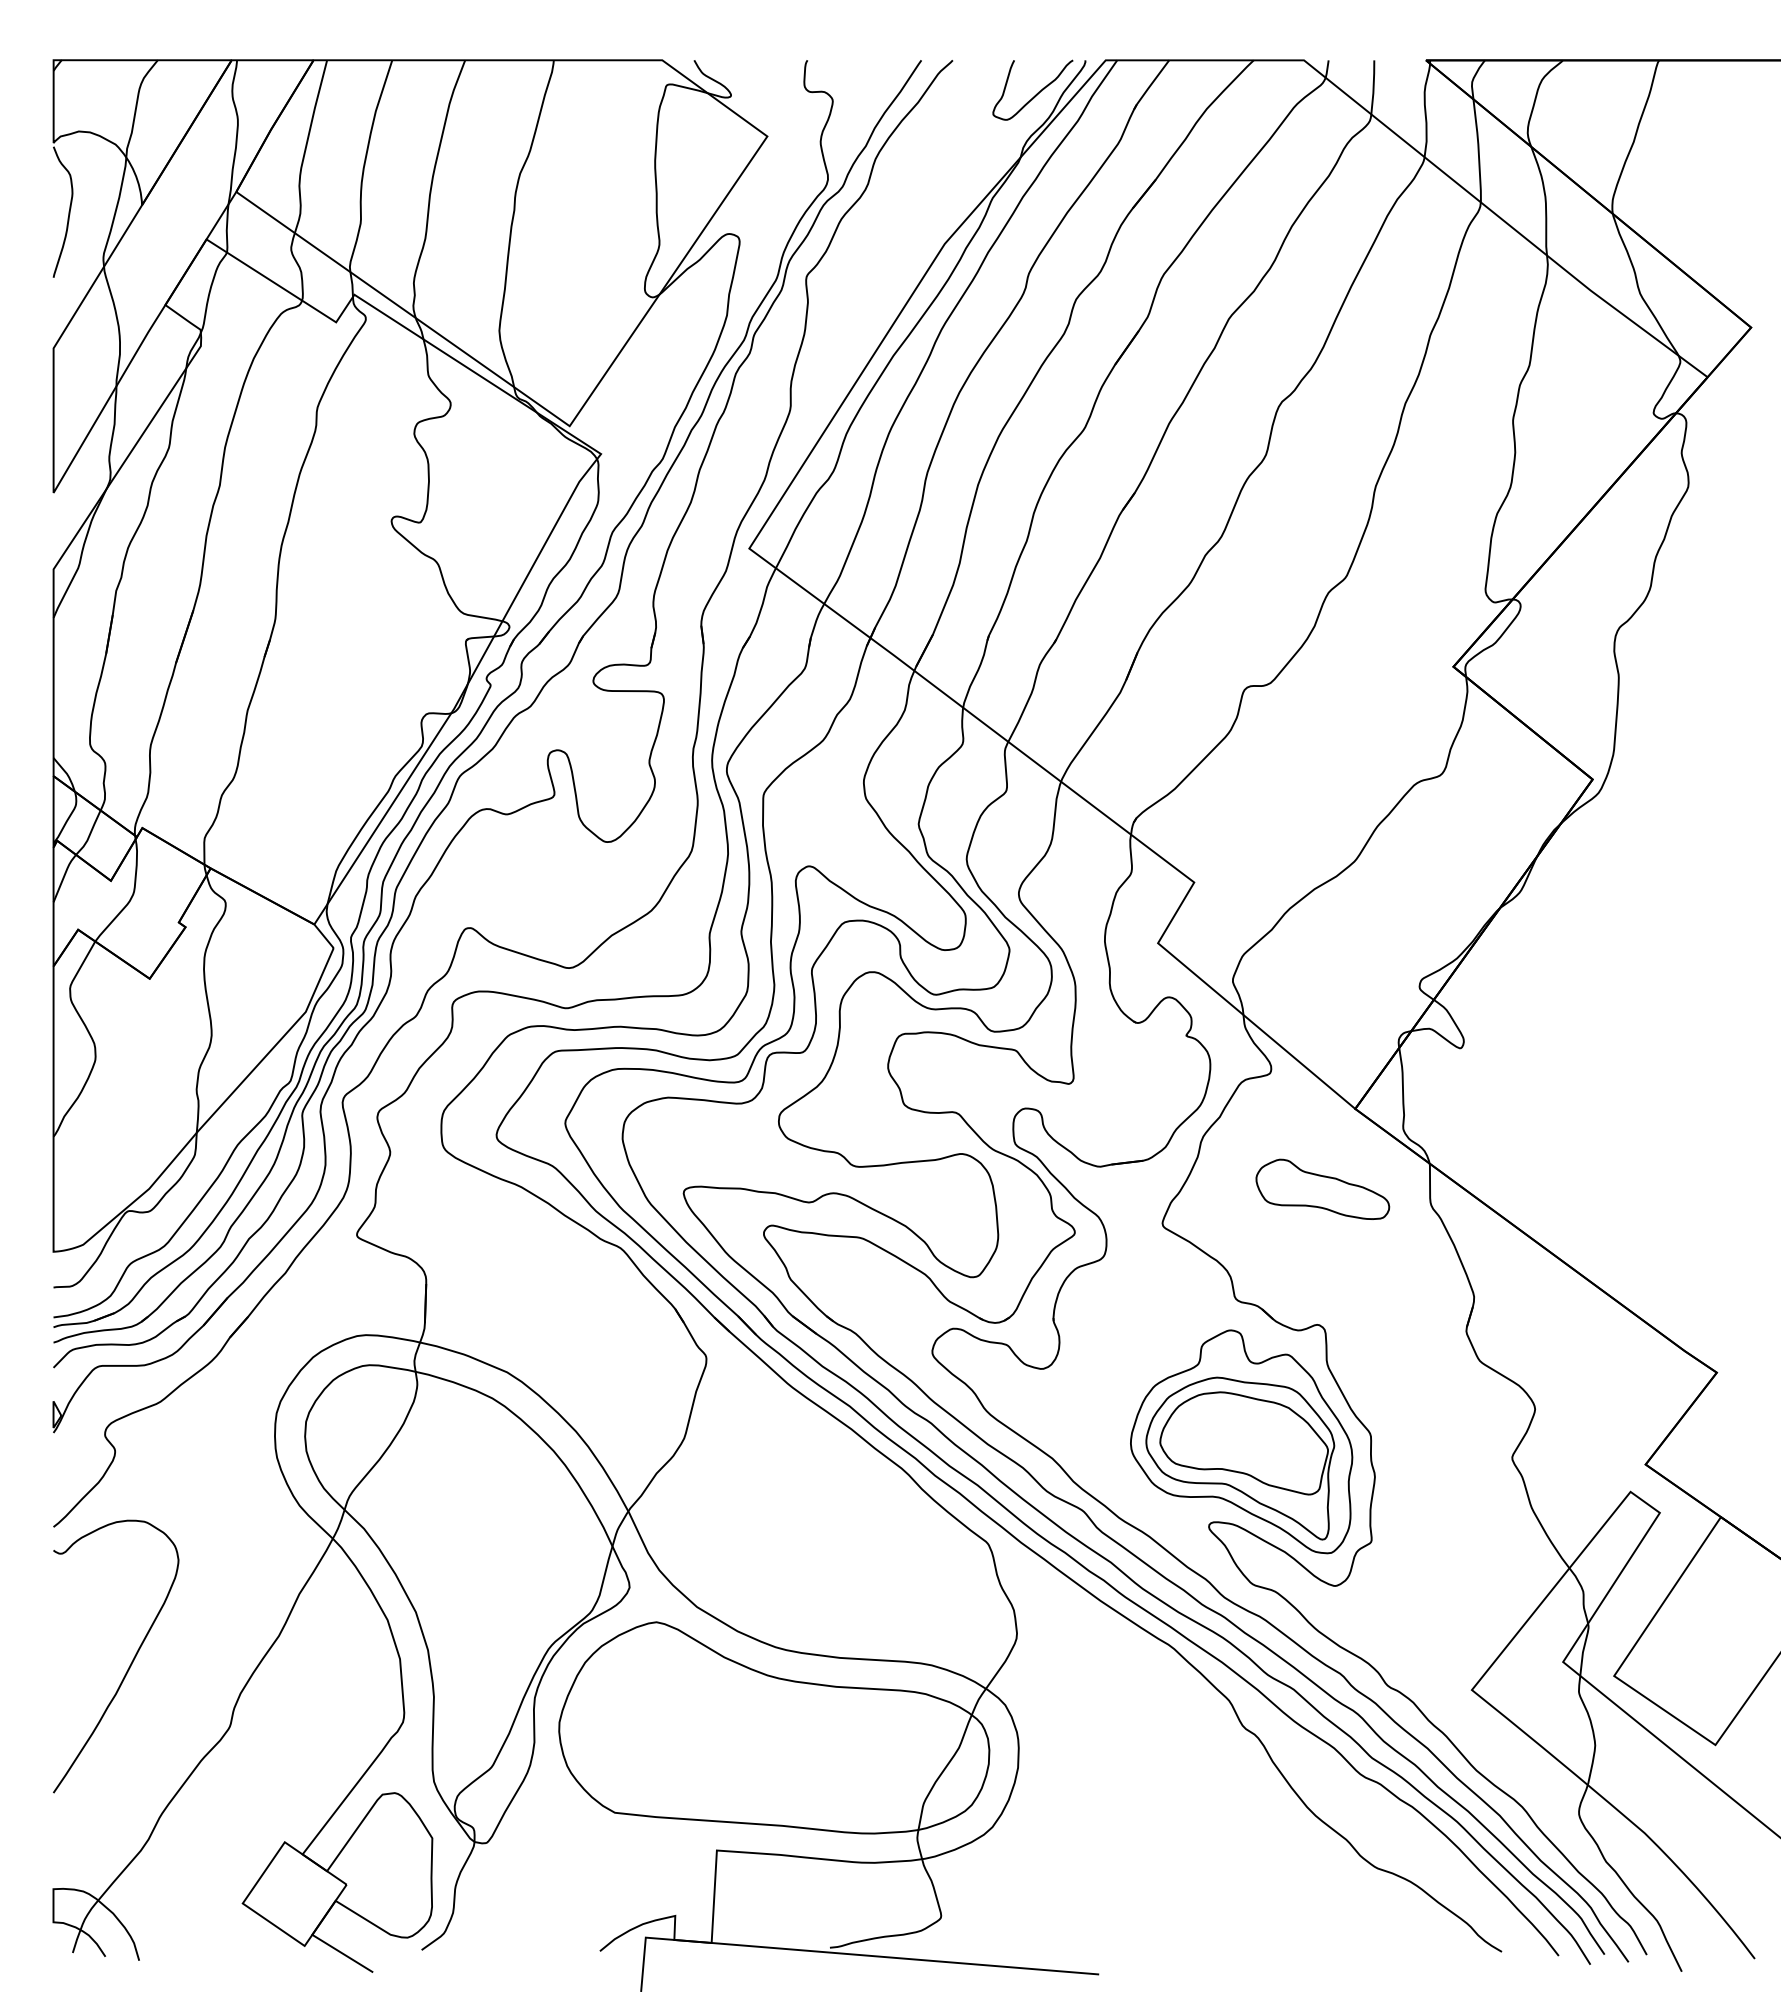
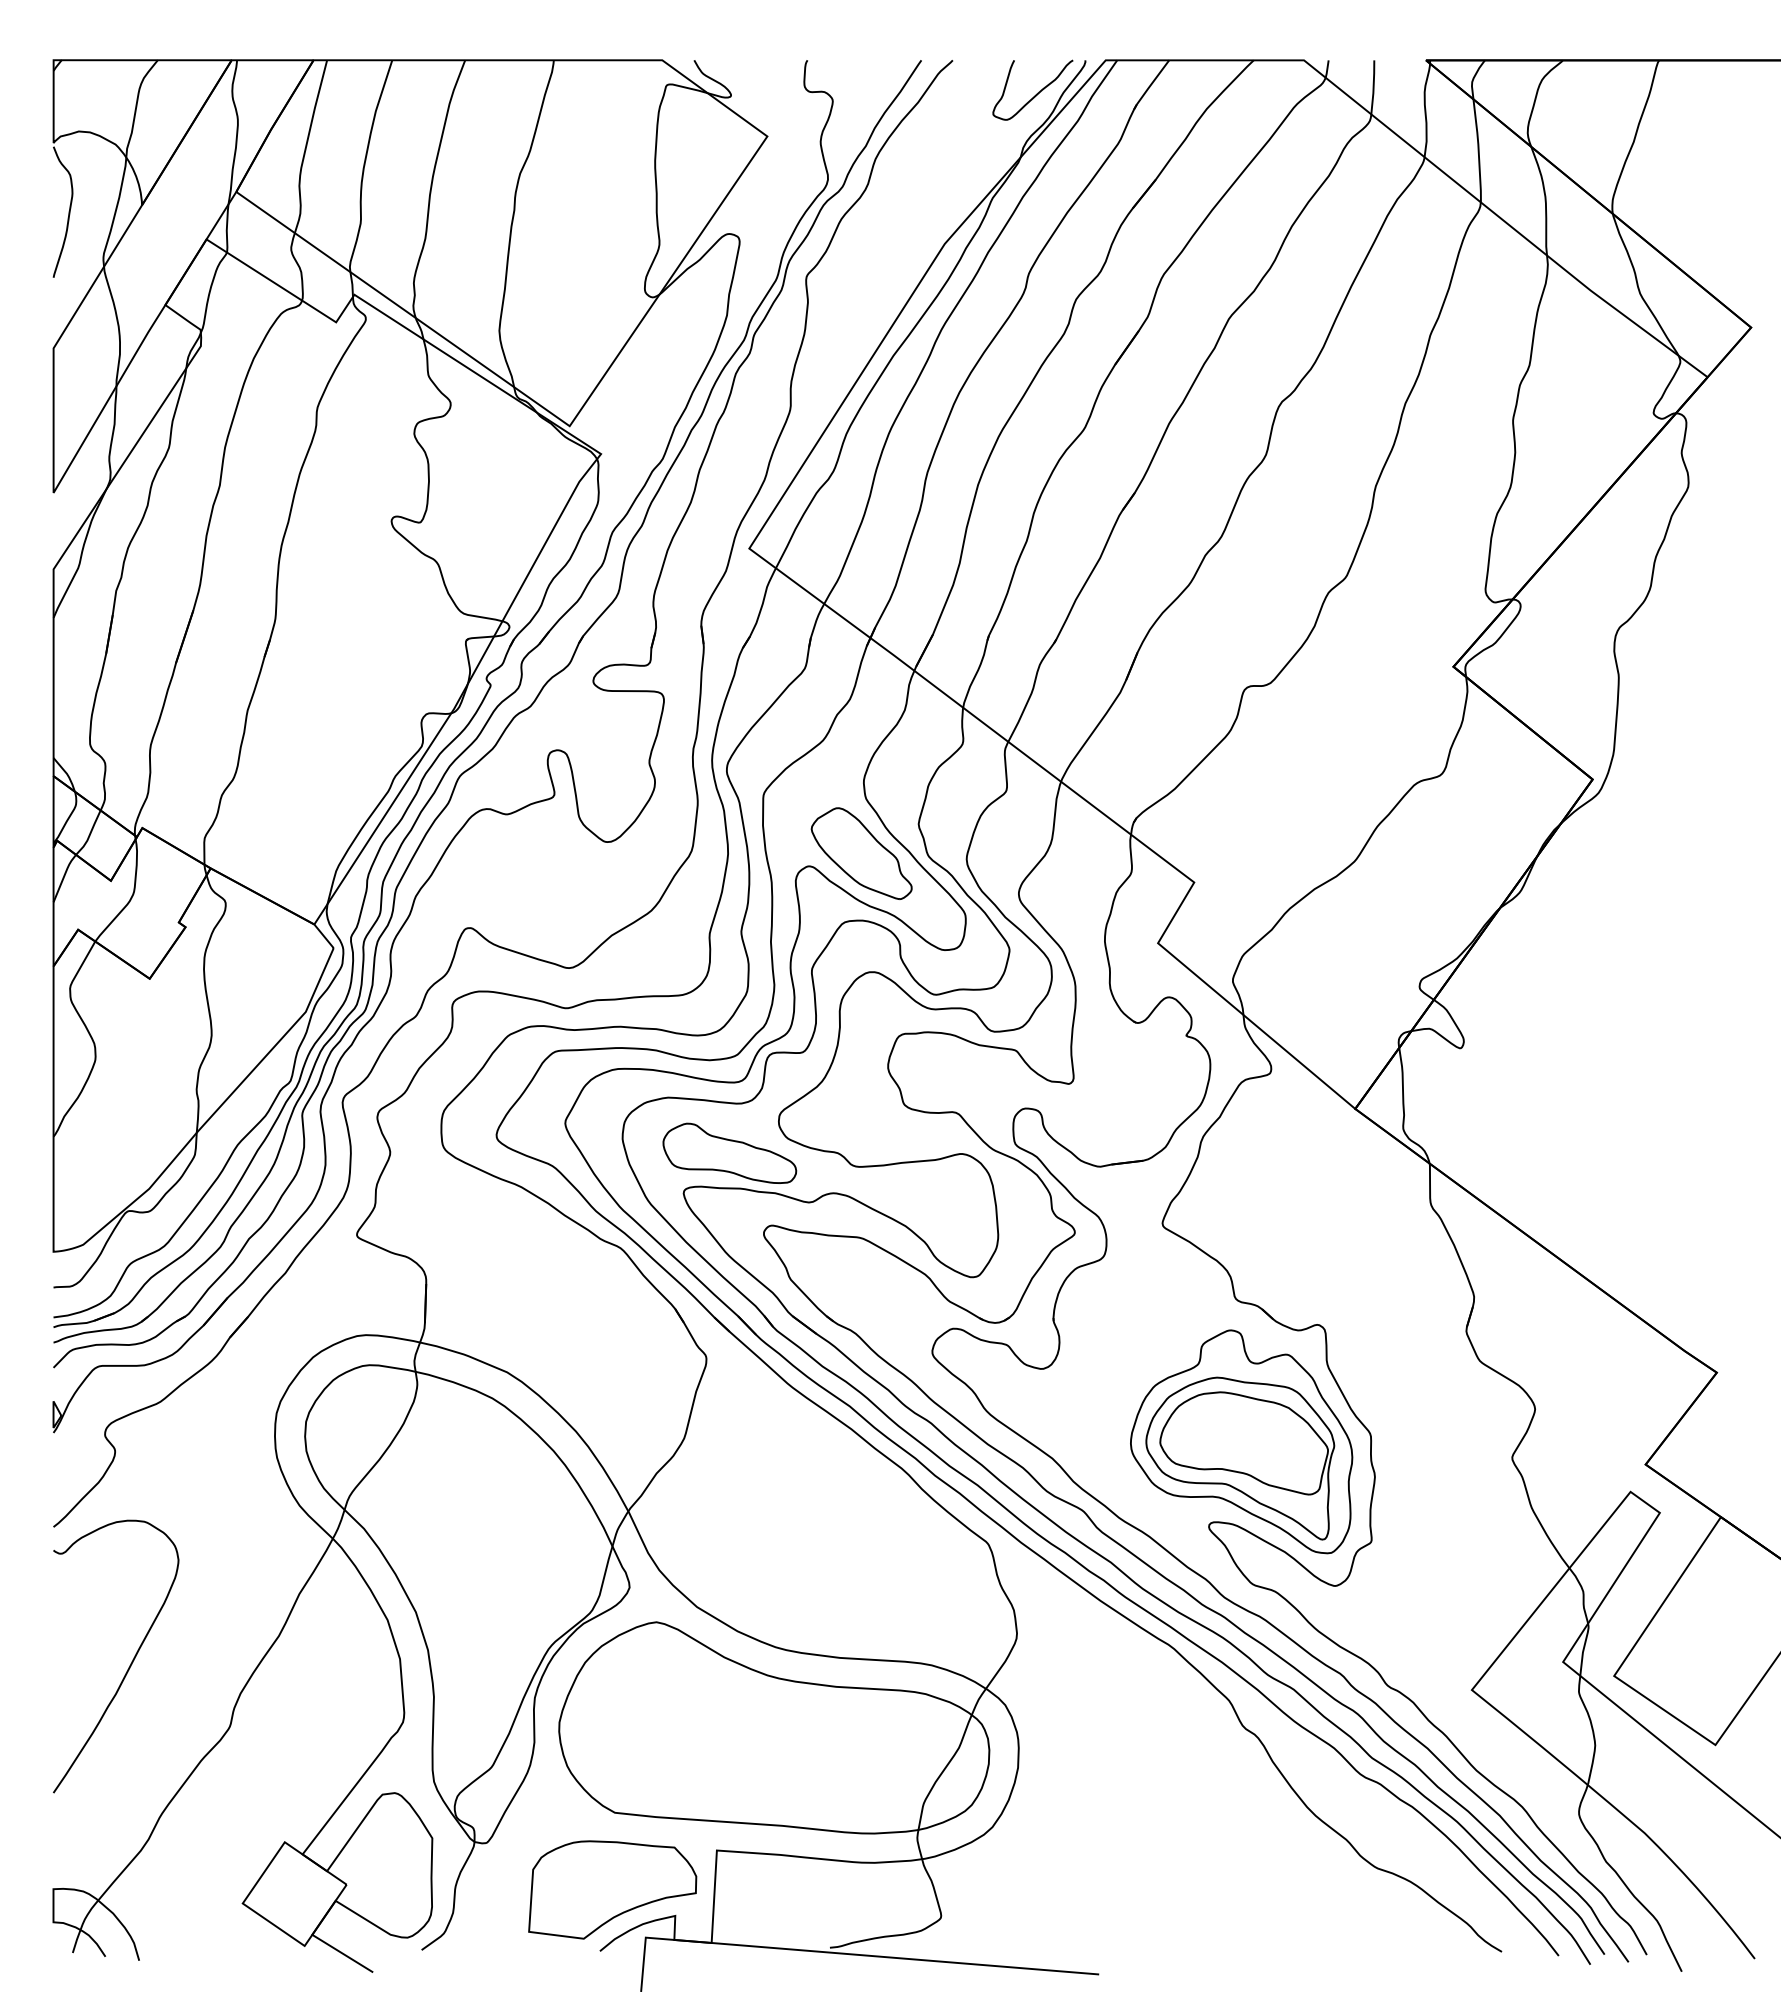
part: none -> present (861, 853)
part position: (1322, 1188) -> (729, 1152) (729, 1152)
part: none -> present (612, 1889)
